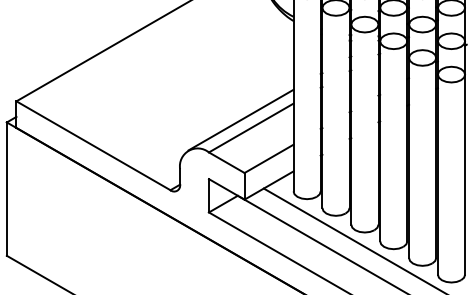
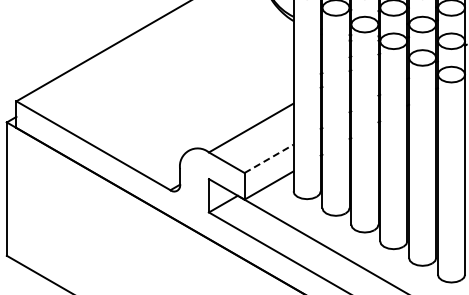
line: present -> none (240, 119)
line: solid -> dashed (269, 158)
line: present -> none (352, 239)
